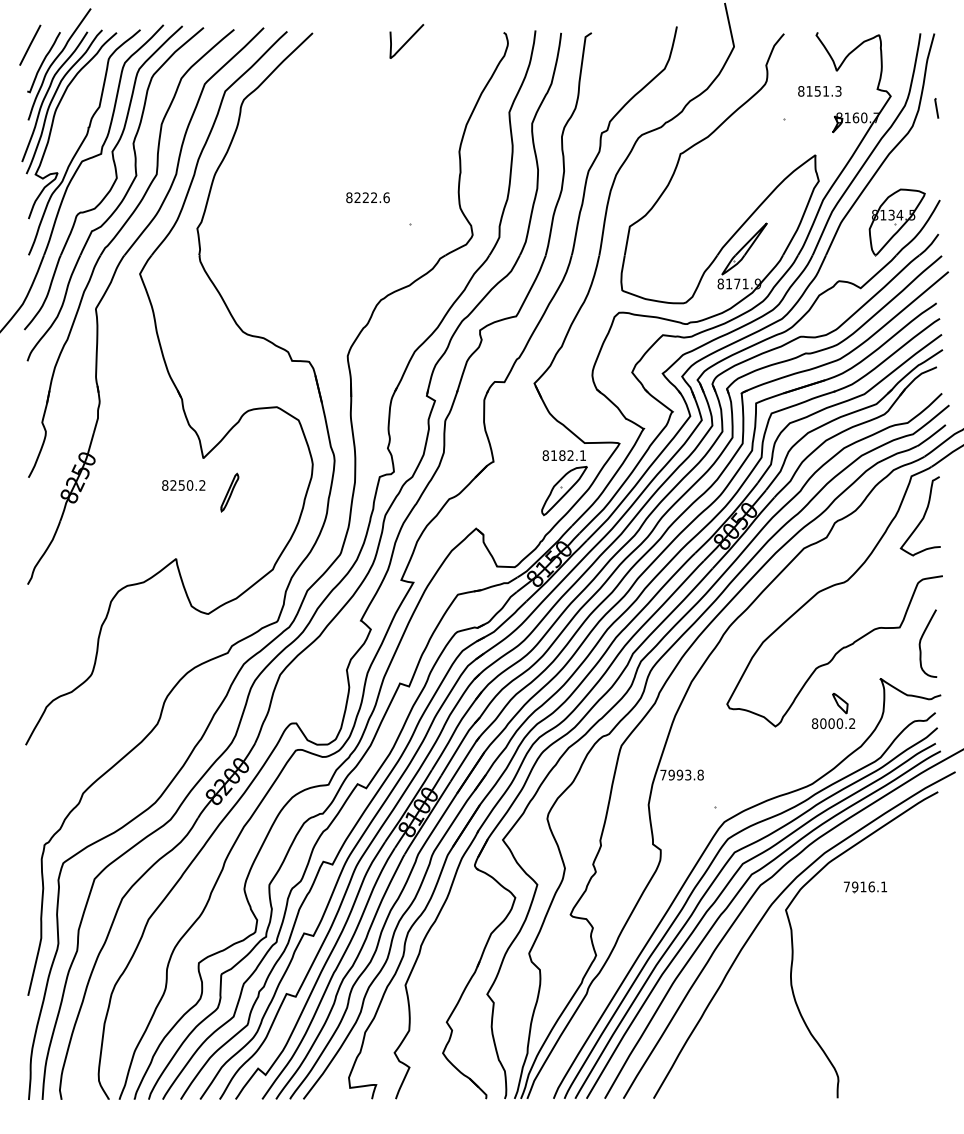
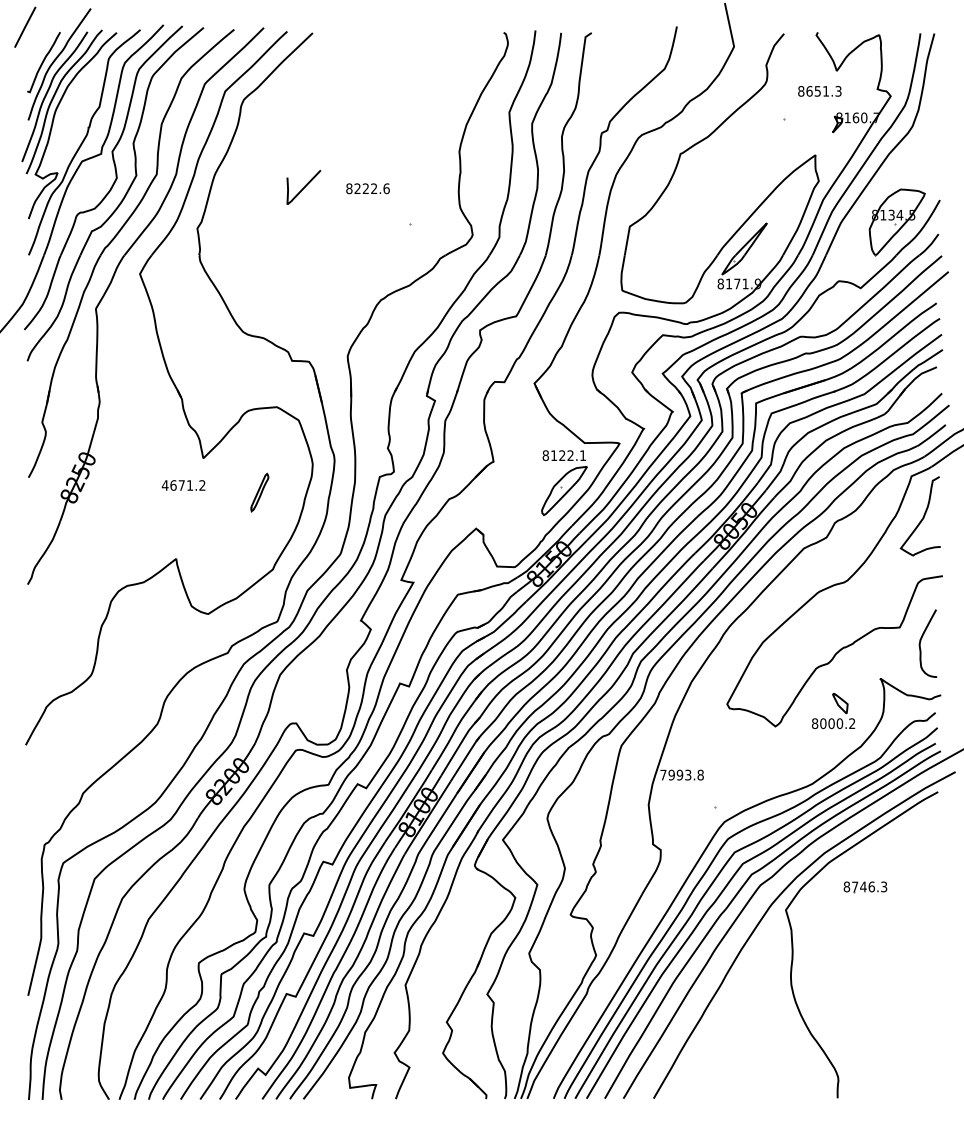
curve position: (406, 41) -> (303, 187) (303, 187)
line position: (30, 44) -> (25, 26) (25, 26)
text: 8151.3 -> 8651.3 (809, 91)
line: present -> none (936, 108)
text position: (367, 197) -> (367, 188) (367, 188)
text: 8182.1 -> 8122.1 (562, 455)
text: 8250.2 -> 4671.2 (177, 485)
part position: (229, 492) -> (259, 492) (259, 492)
text: 7916.1 -> 8746.3 (865, 886)
